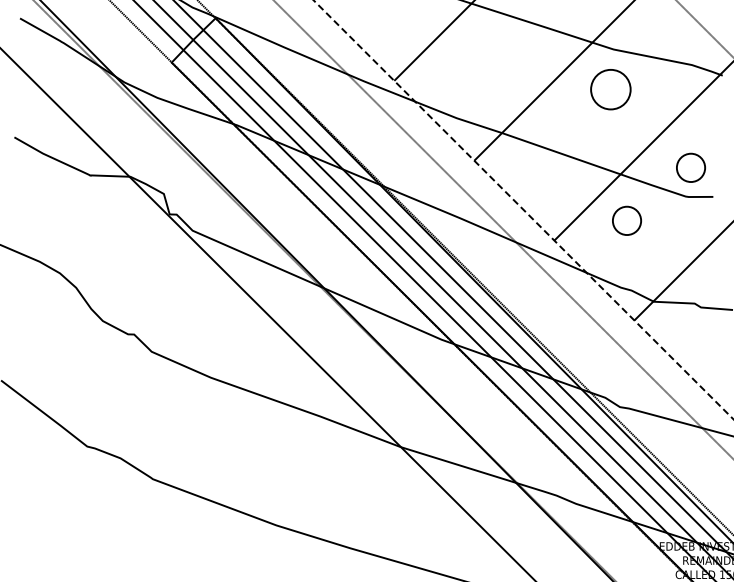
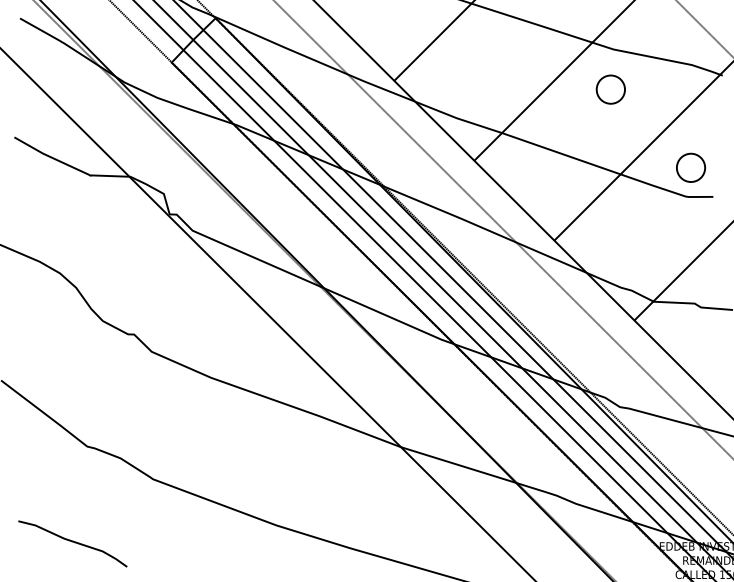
circle diameter: 40 px -> 28 px (610, 89)
line: dashed -> solid (523, 210)
circle: present -> none (626, 220)
curve: none -> present (72, 542)
